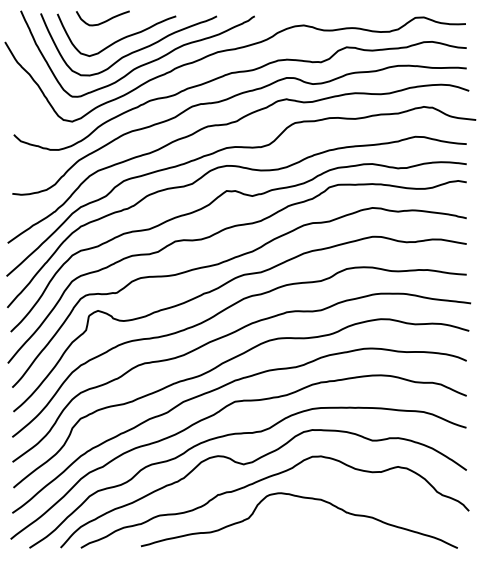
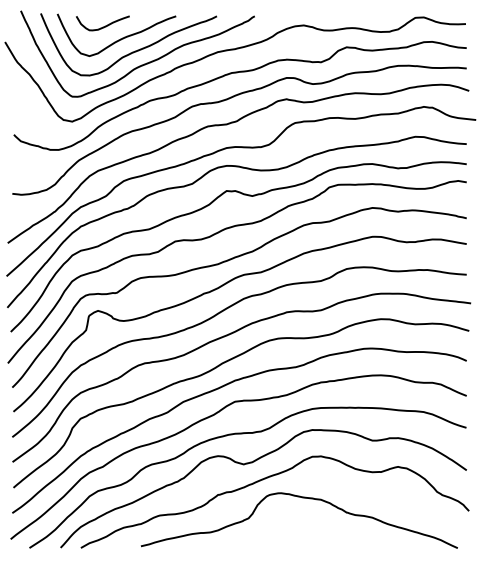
curve position: (102, 21) -> (102, 26) (102, 26)
